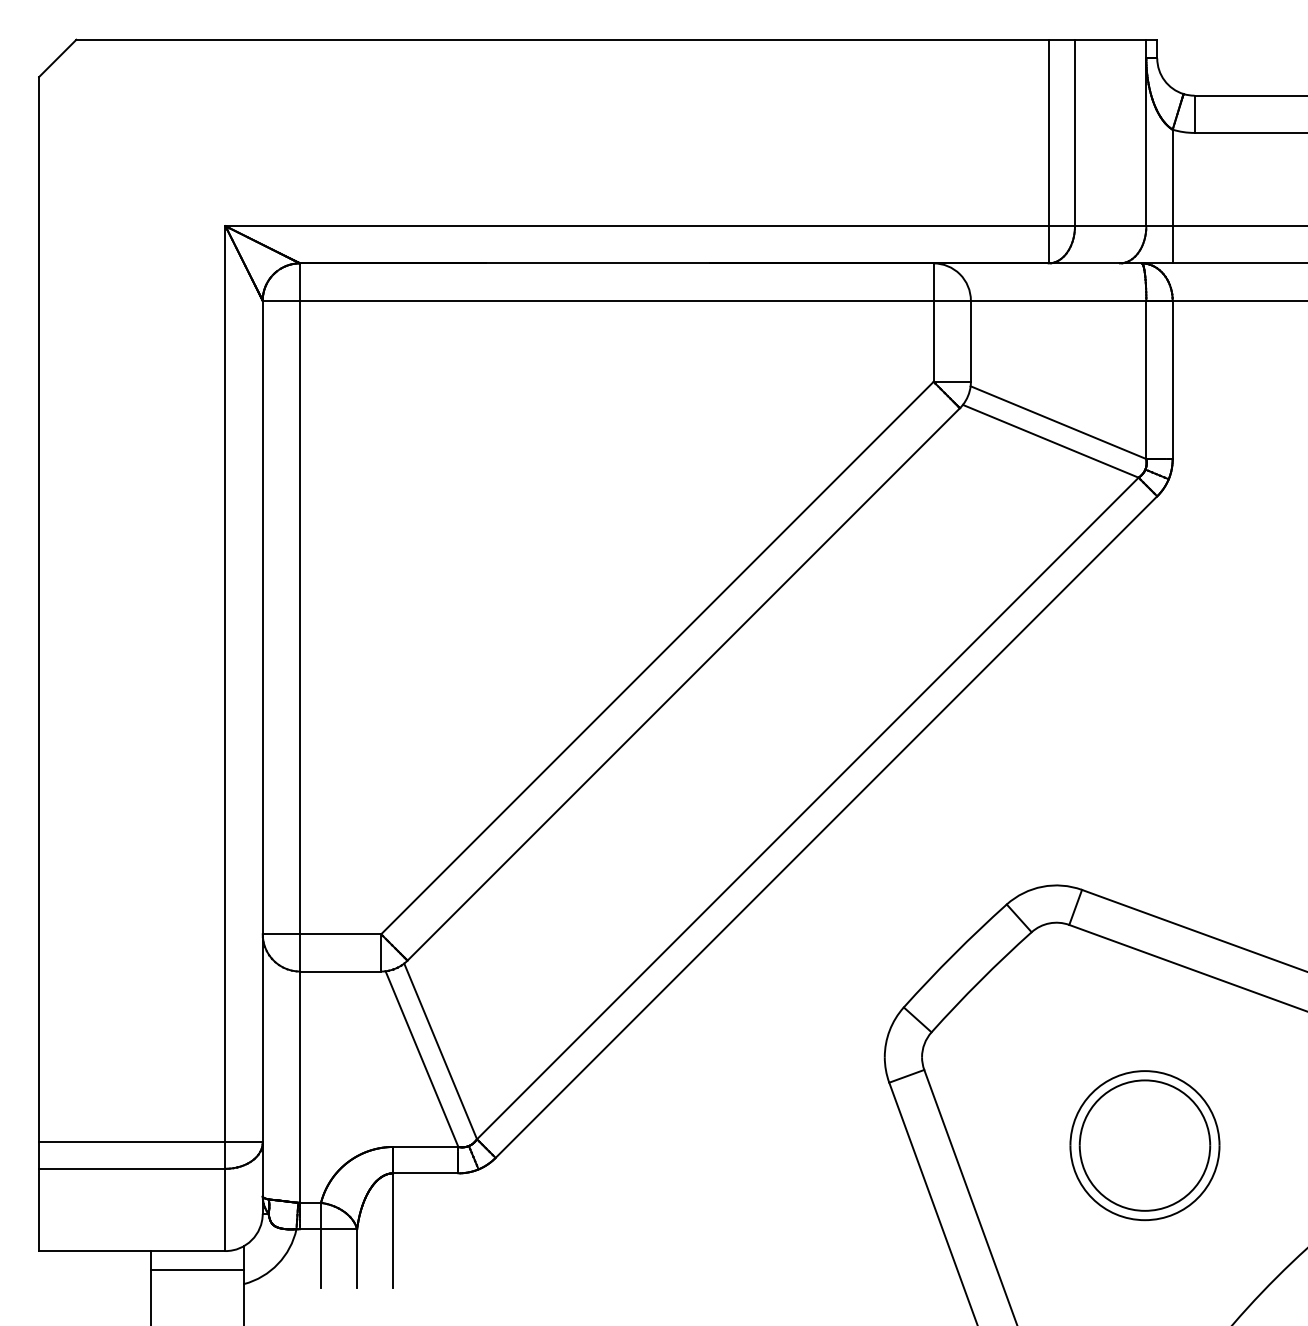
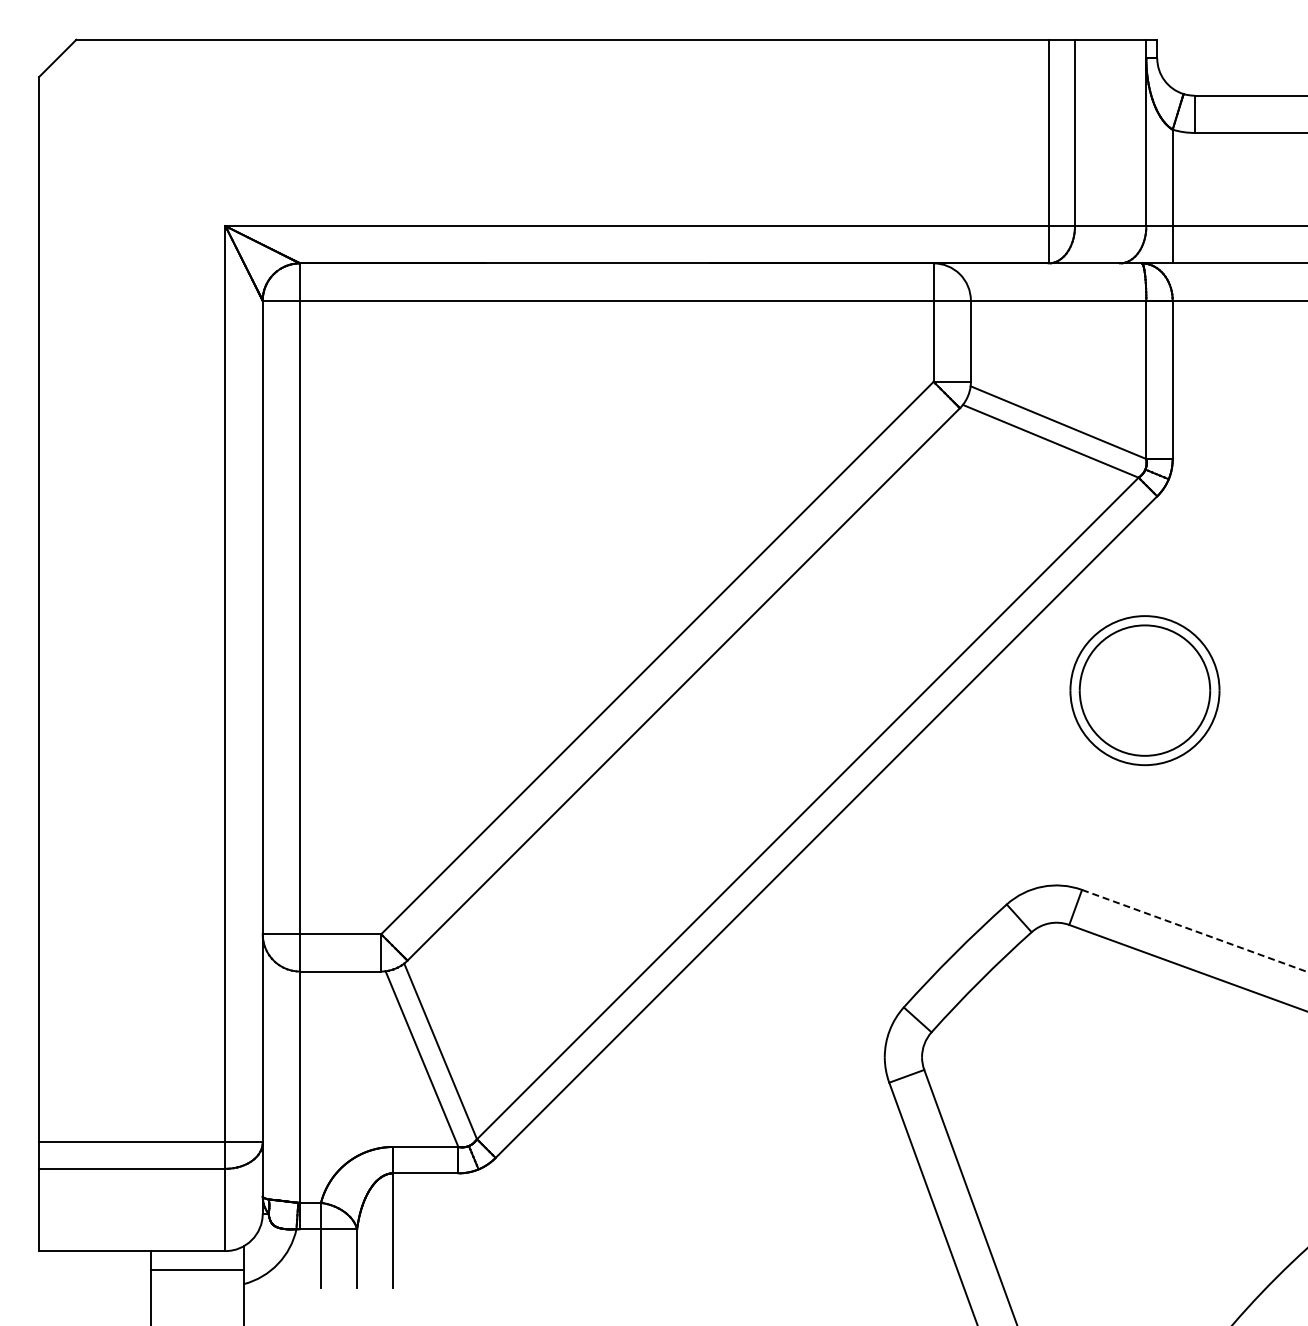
line: solid -> dashed (1194, 930)
part position: (1144, 1145) -> (1144, 690) (1144, 690)
